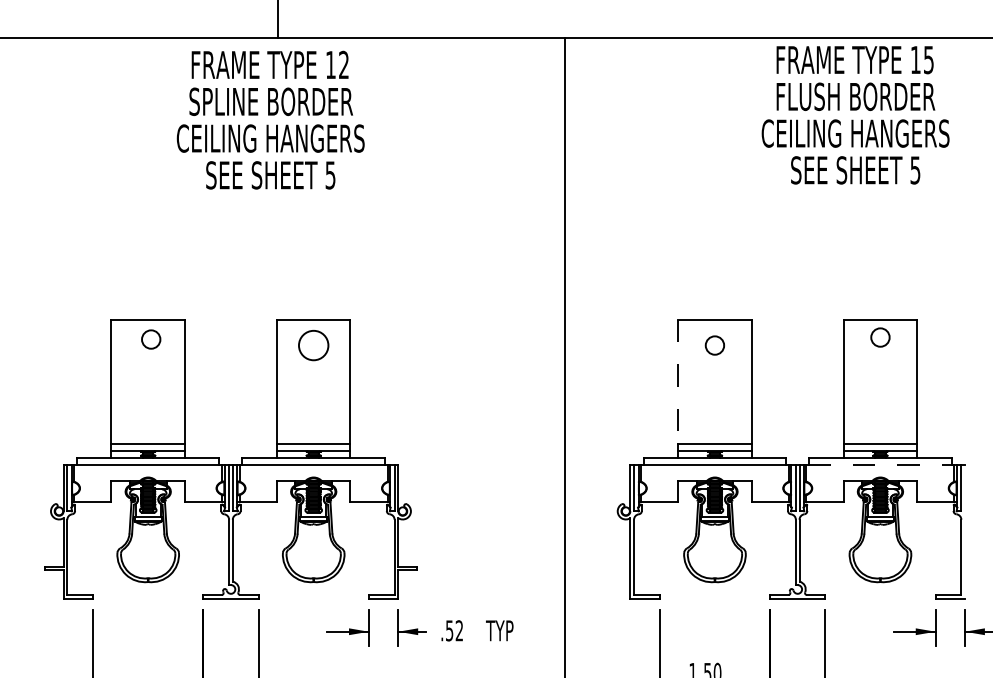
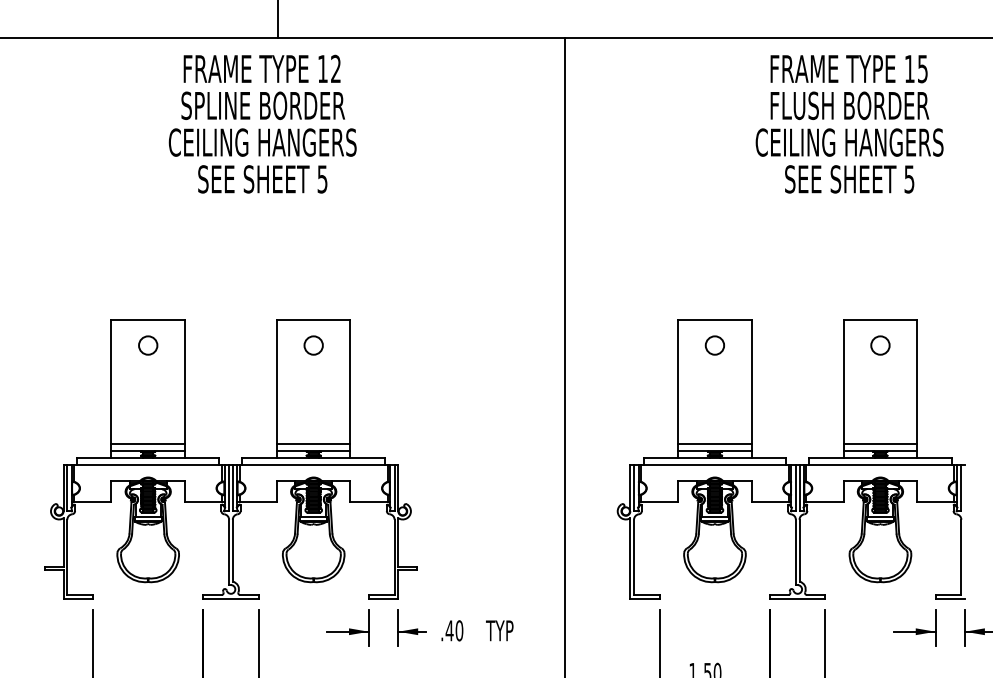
text position: (855, 115) -> (849, 124) (849, 124)
text position: (270, 119) -> (262, 123) (262, 123)
circle position: (880, 337) -> (880, 345) (880, 345)
circle position: (151, 339) -> (148, 345) (148, 345)
circle diameter: 29 px -> 18 px (313, 345)
line: dashed -> solid (678, 382)
line: dashed -> solid (880, 465)
text: .52 -> .40 (454, 630)
